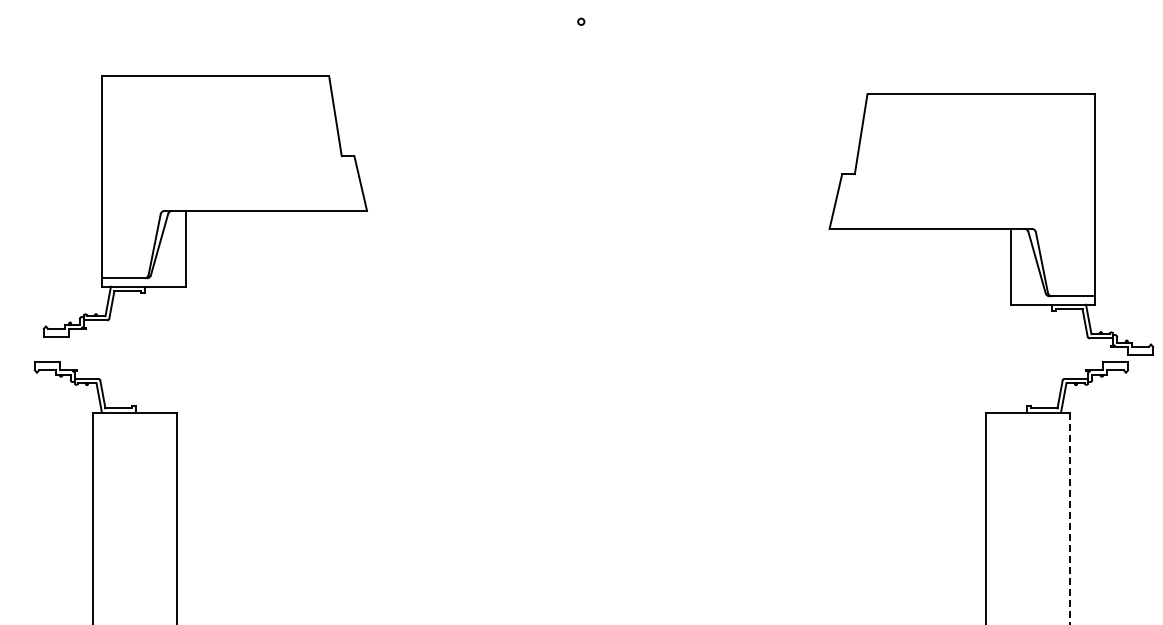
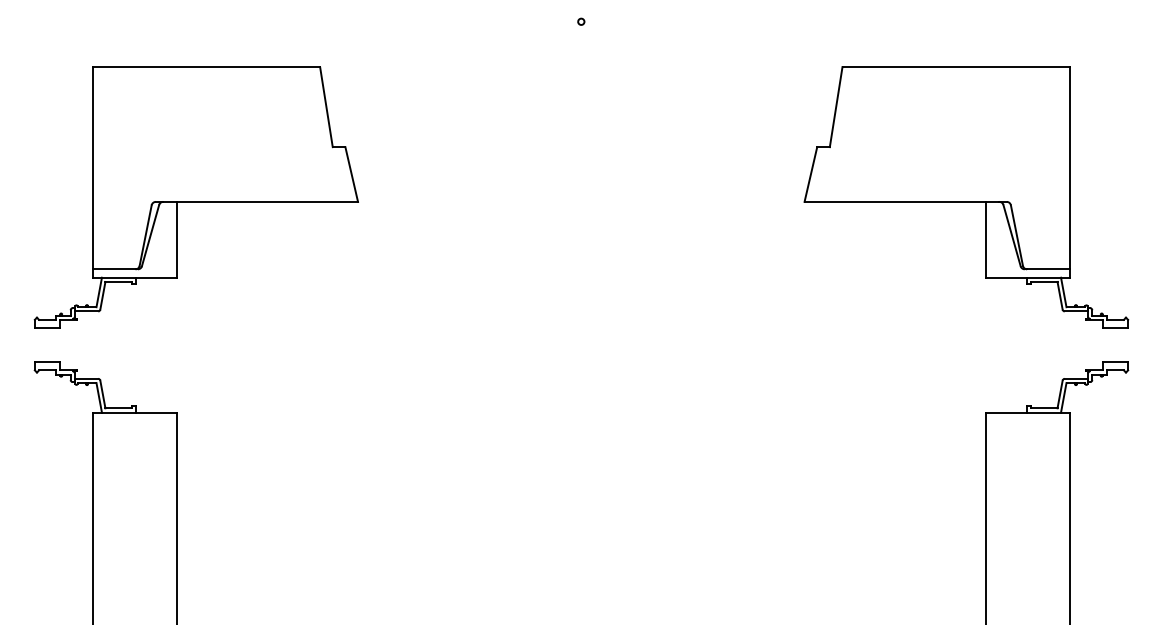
part position: (204, 206) -> (195, 197) (195, 197)
part position: (991, 224) -> (966, 197) (966, 197)
line: dashed -> solid (1069, 518)
